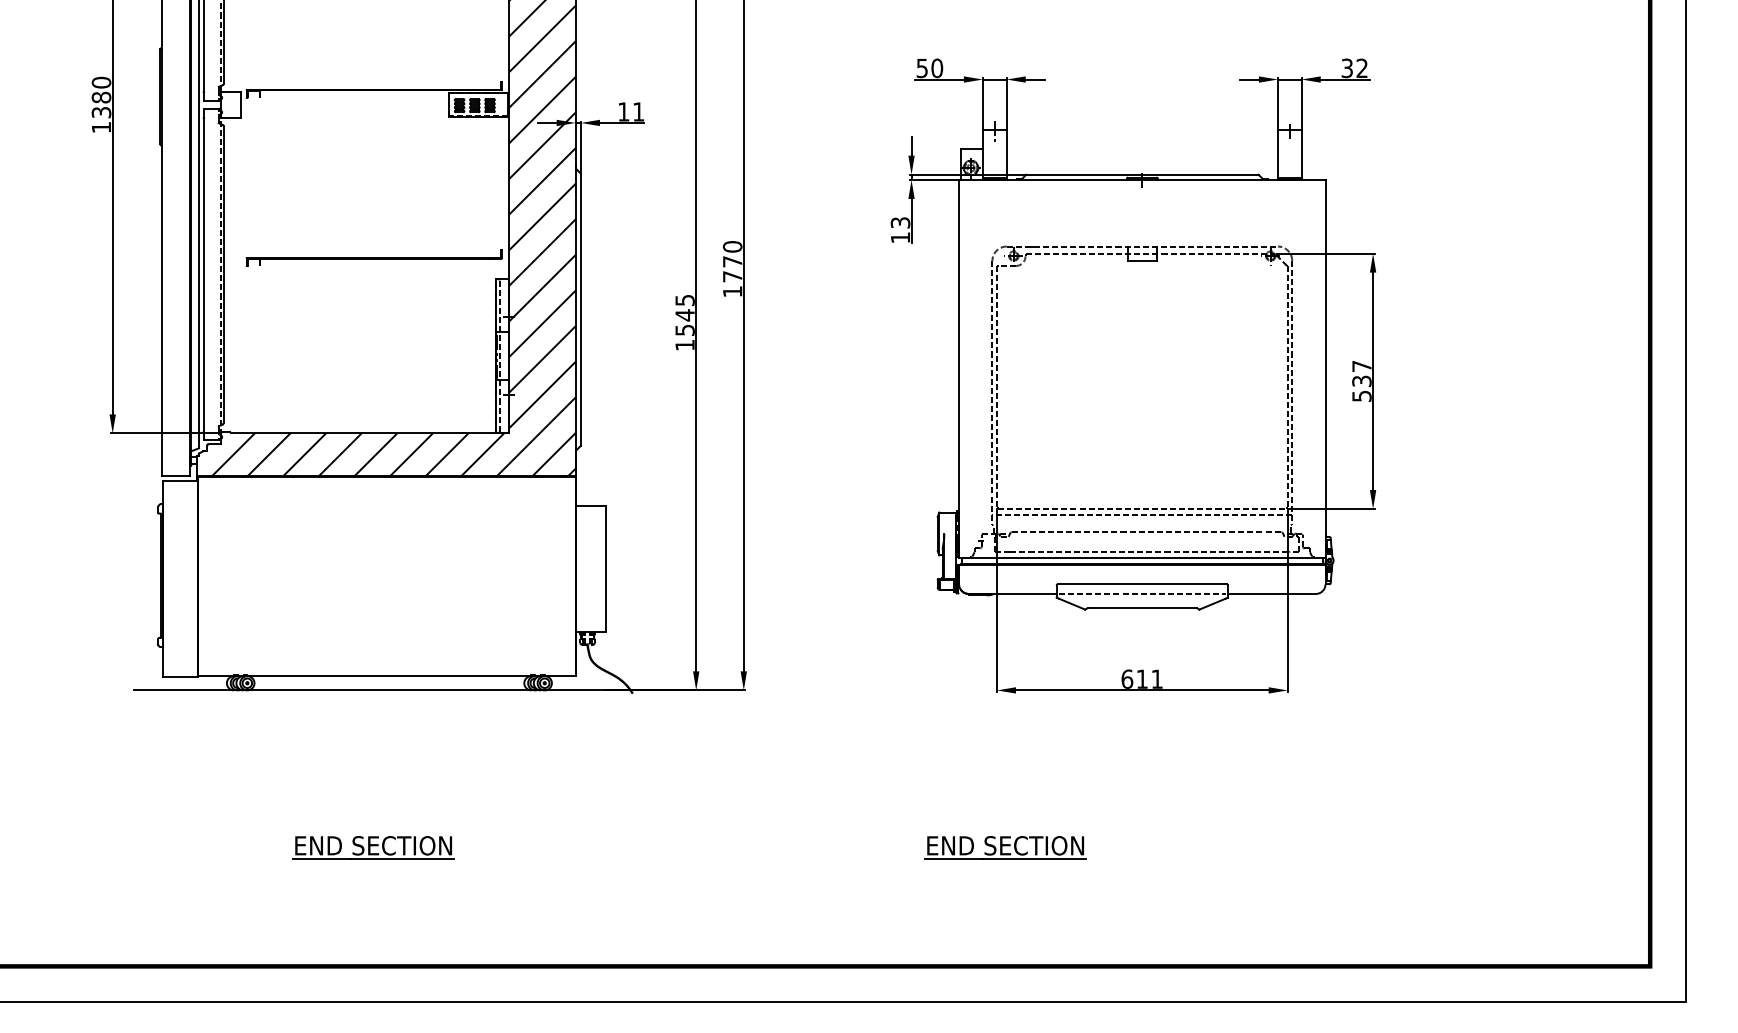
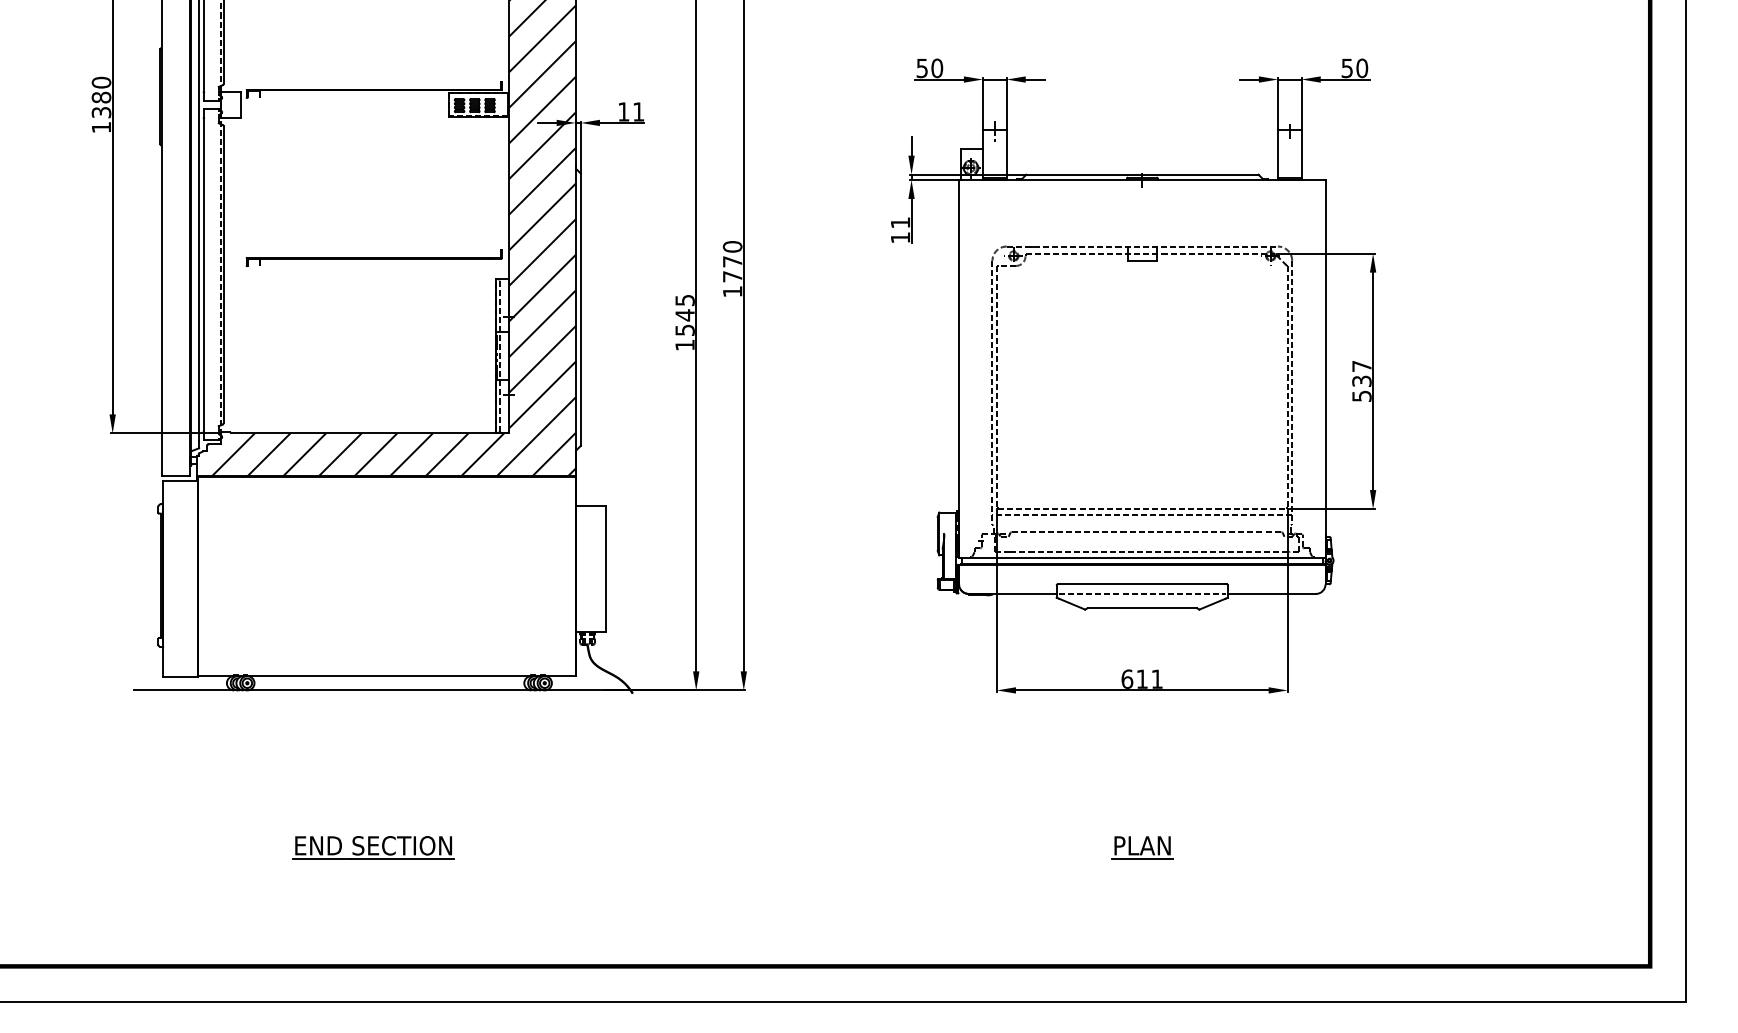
text: 32 -> 50 (1355, 68)
text: 13 -> 11 (900, 222)
part: present -> none (1005, 847)
part: none -> present (1142, 847)
